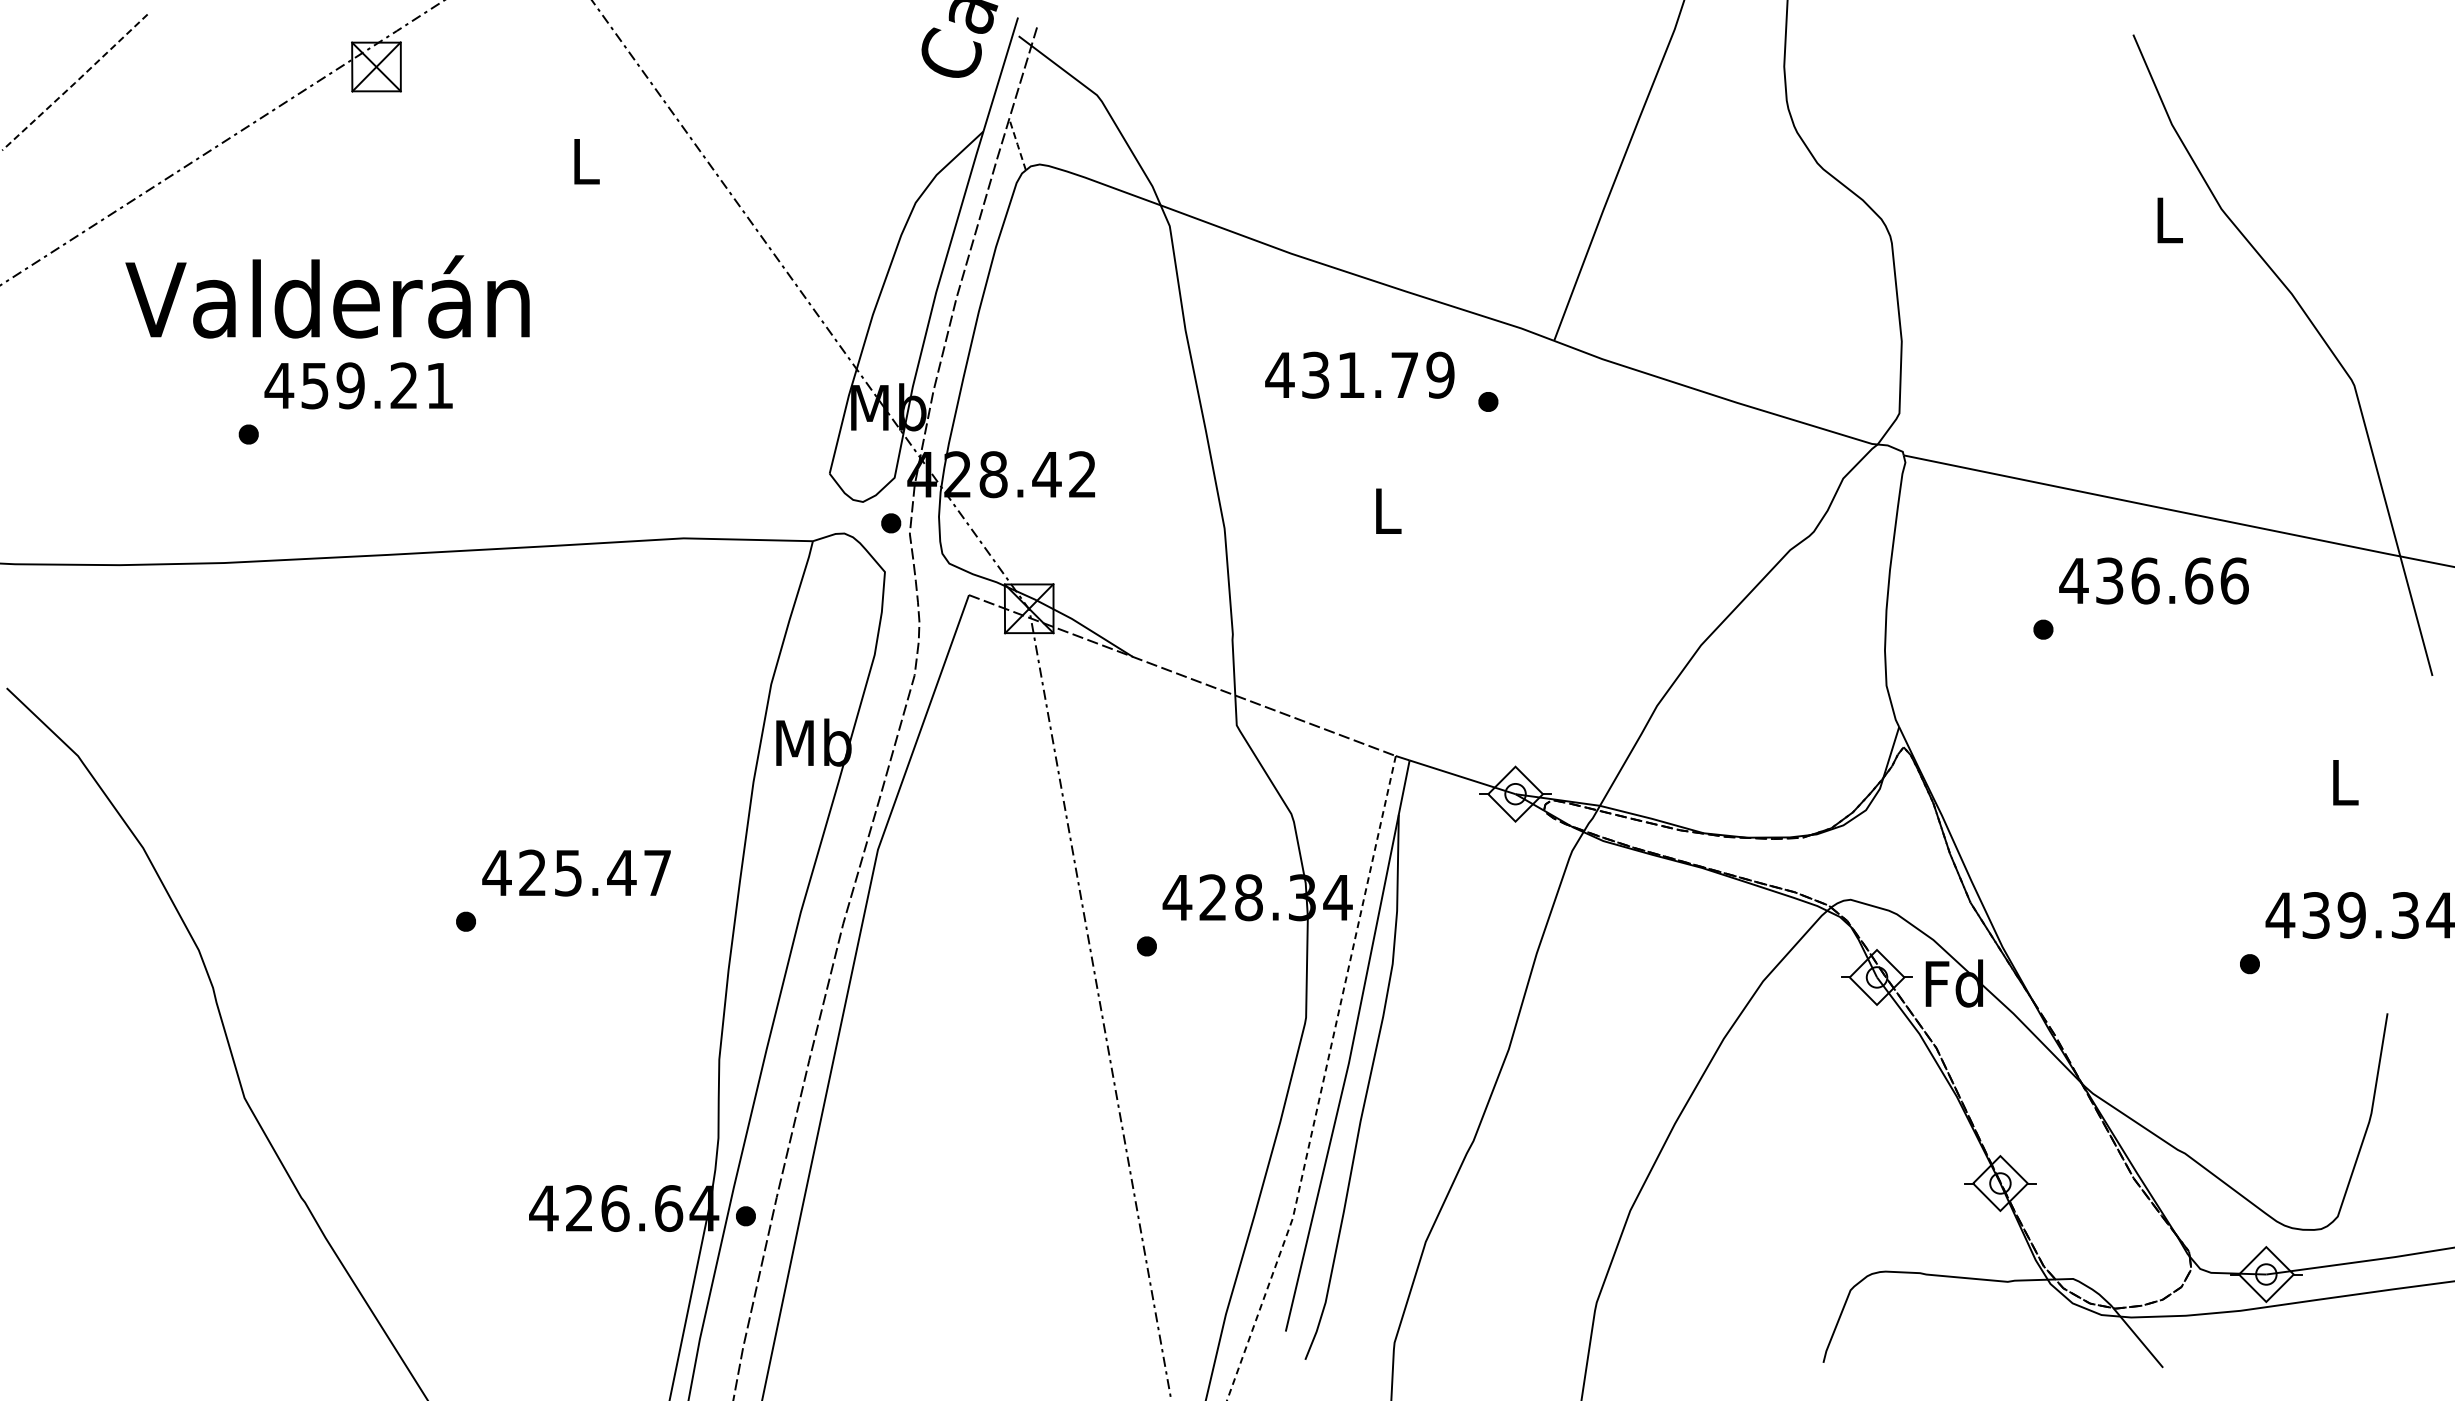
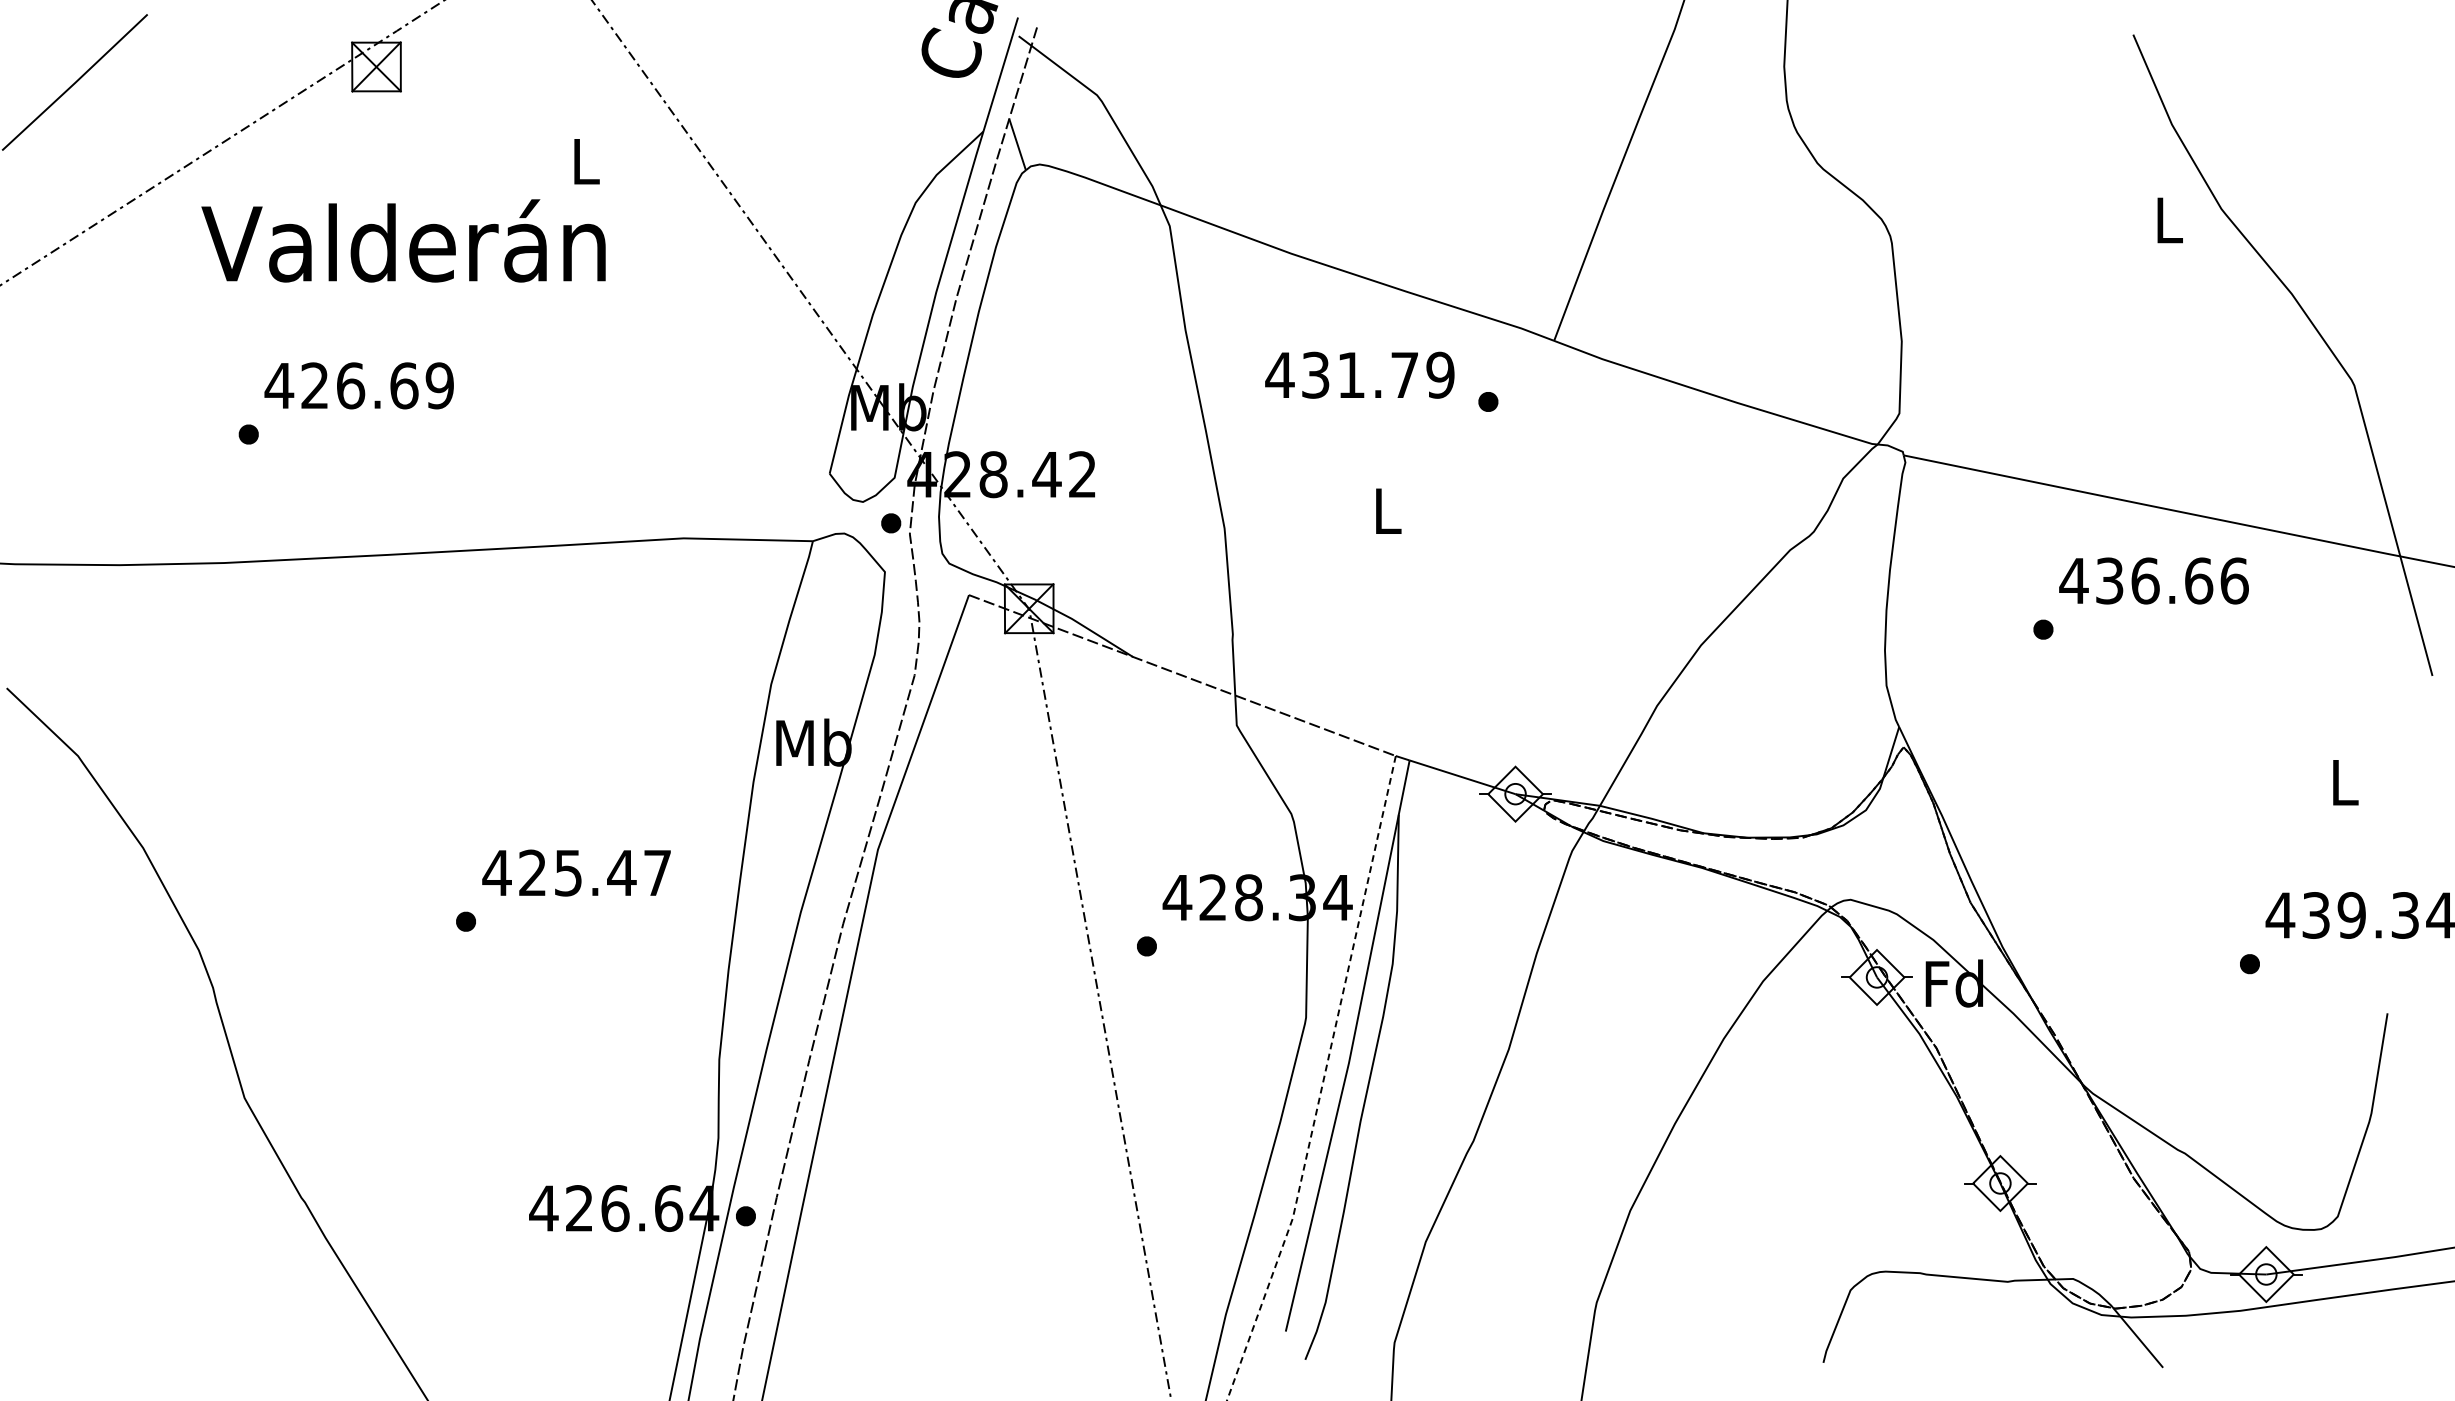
line: dashed -> solid (75, 82)
line: dashed -> solid (1017, 144)
text position: (327, 296) -> (403, 240) (403, 240)
text: 459.21 -> 426.69 (377, 385)
